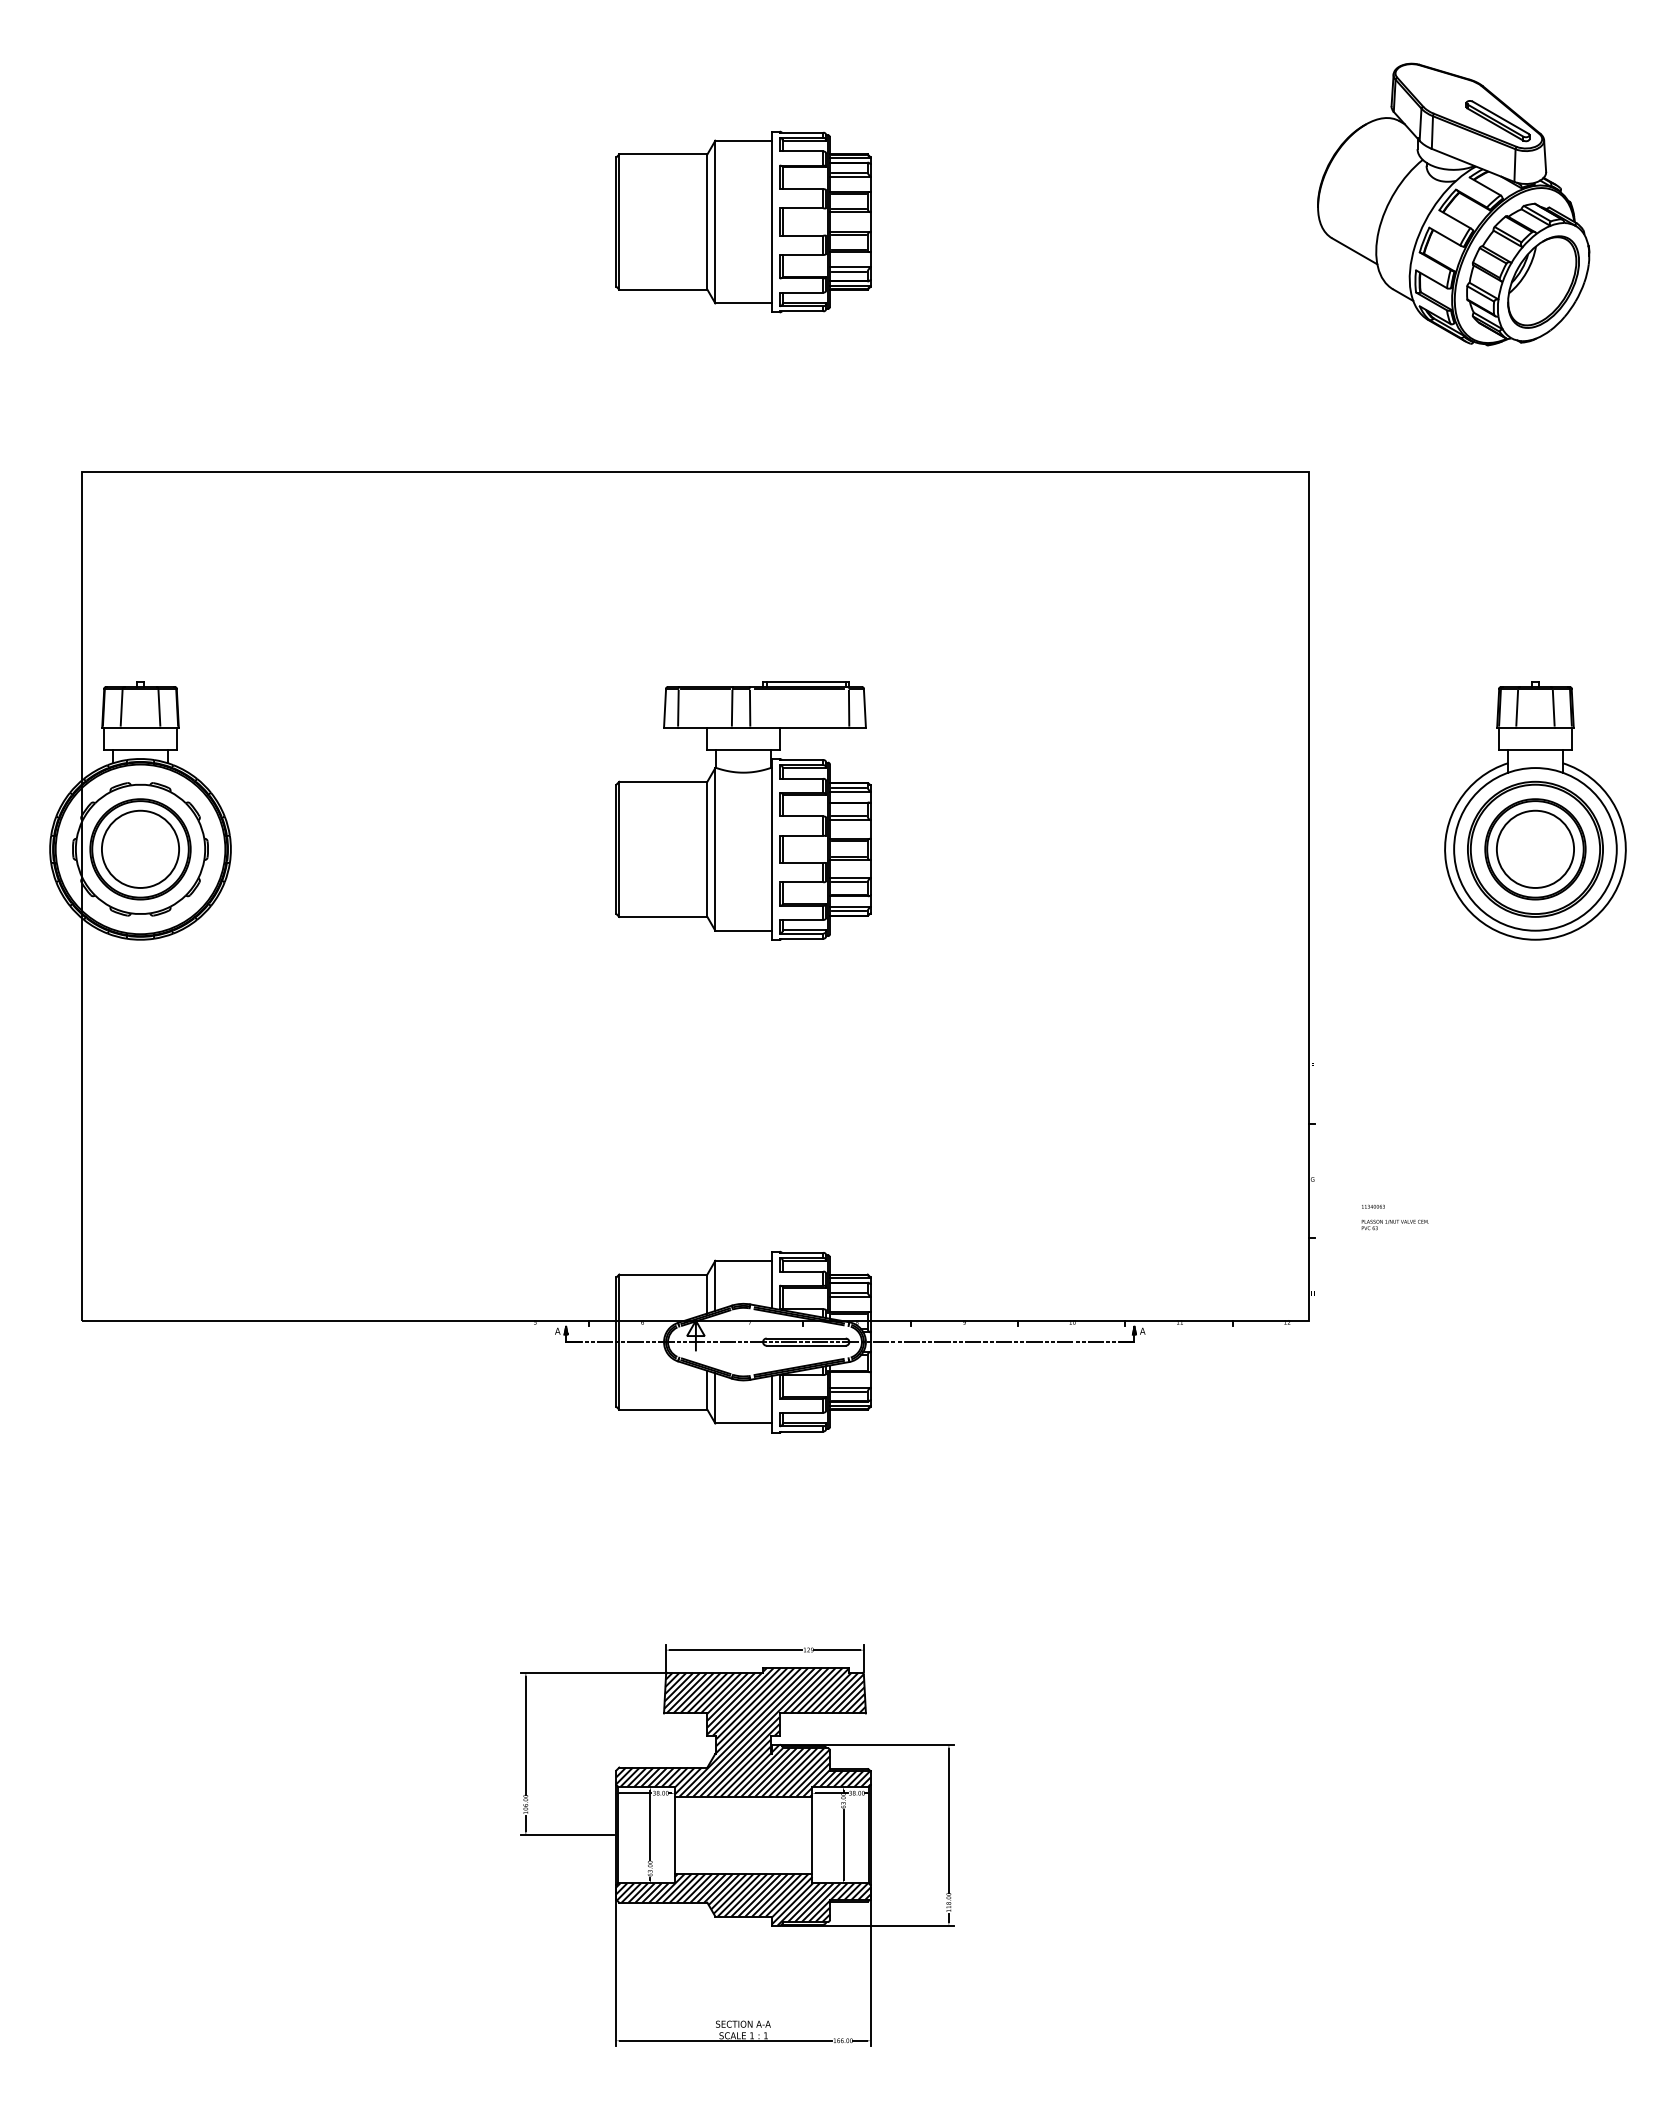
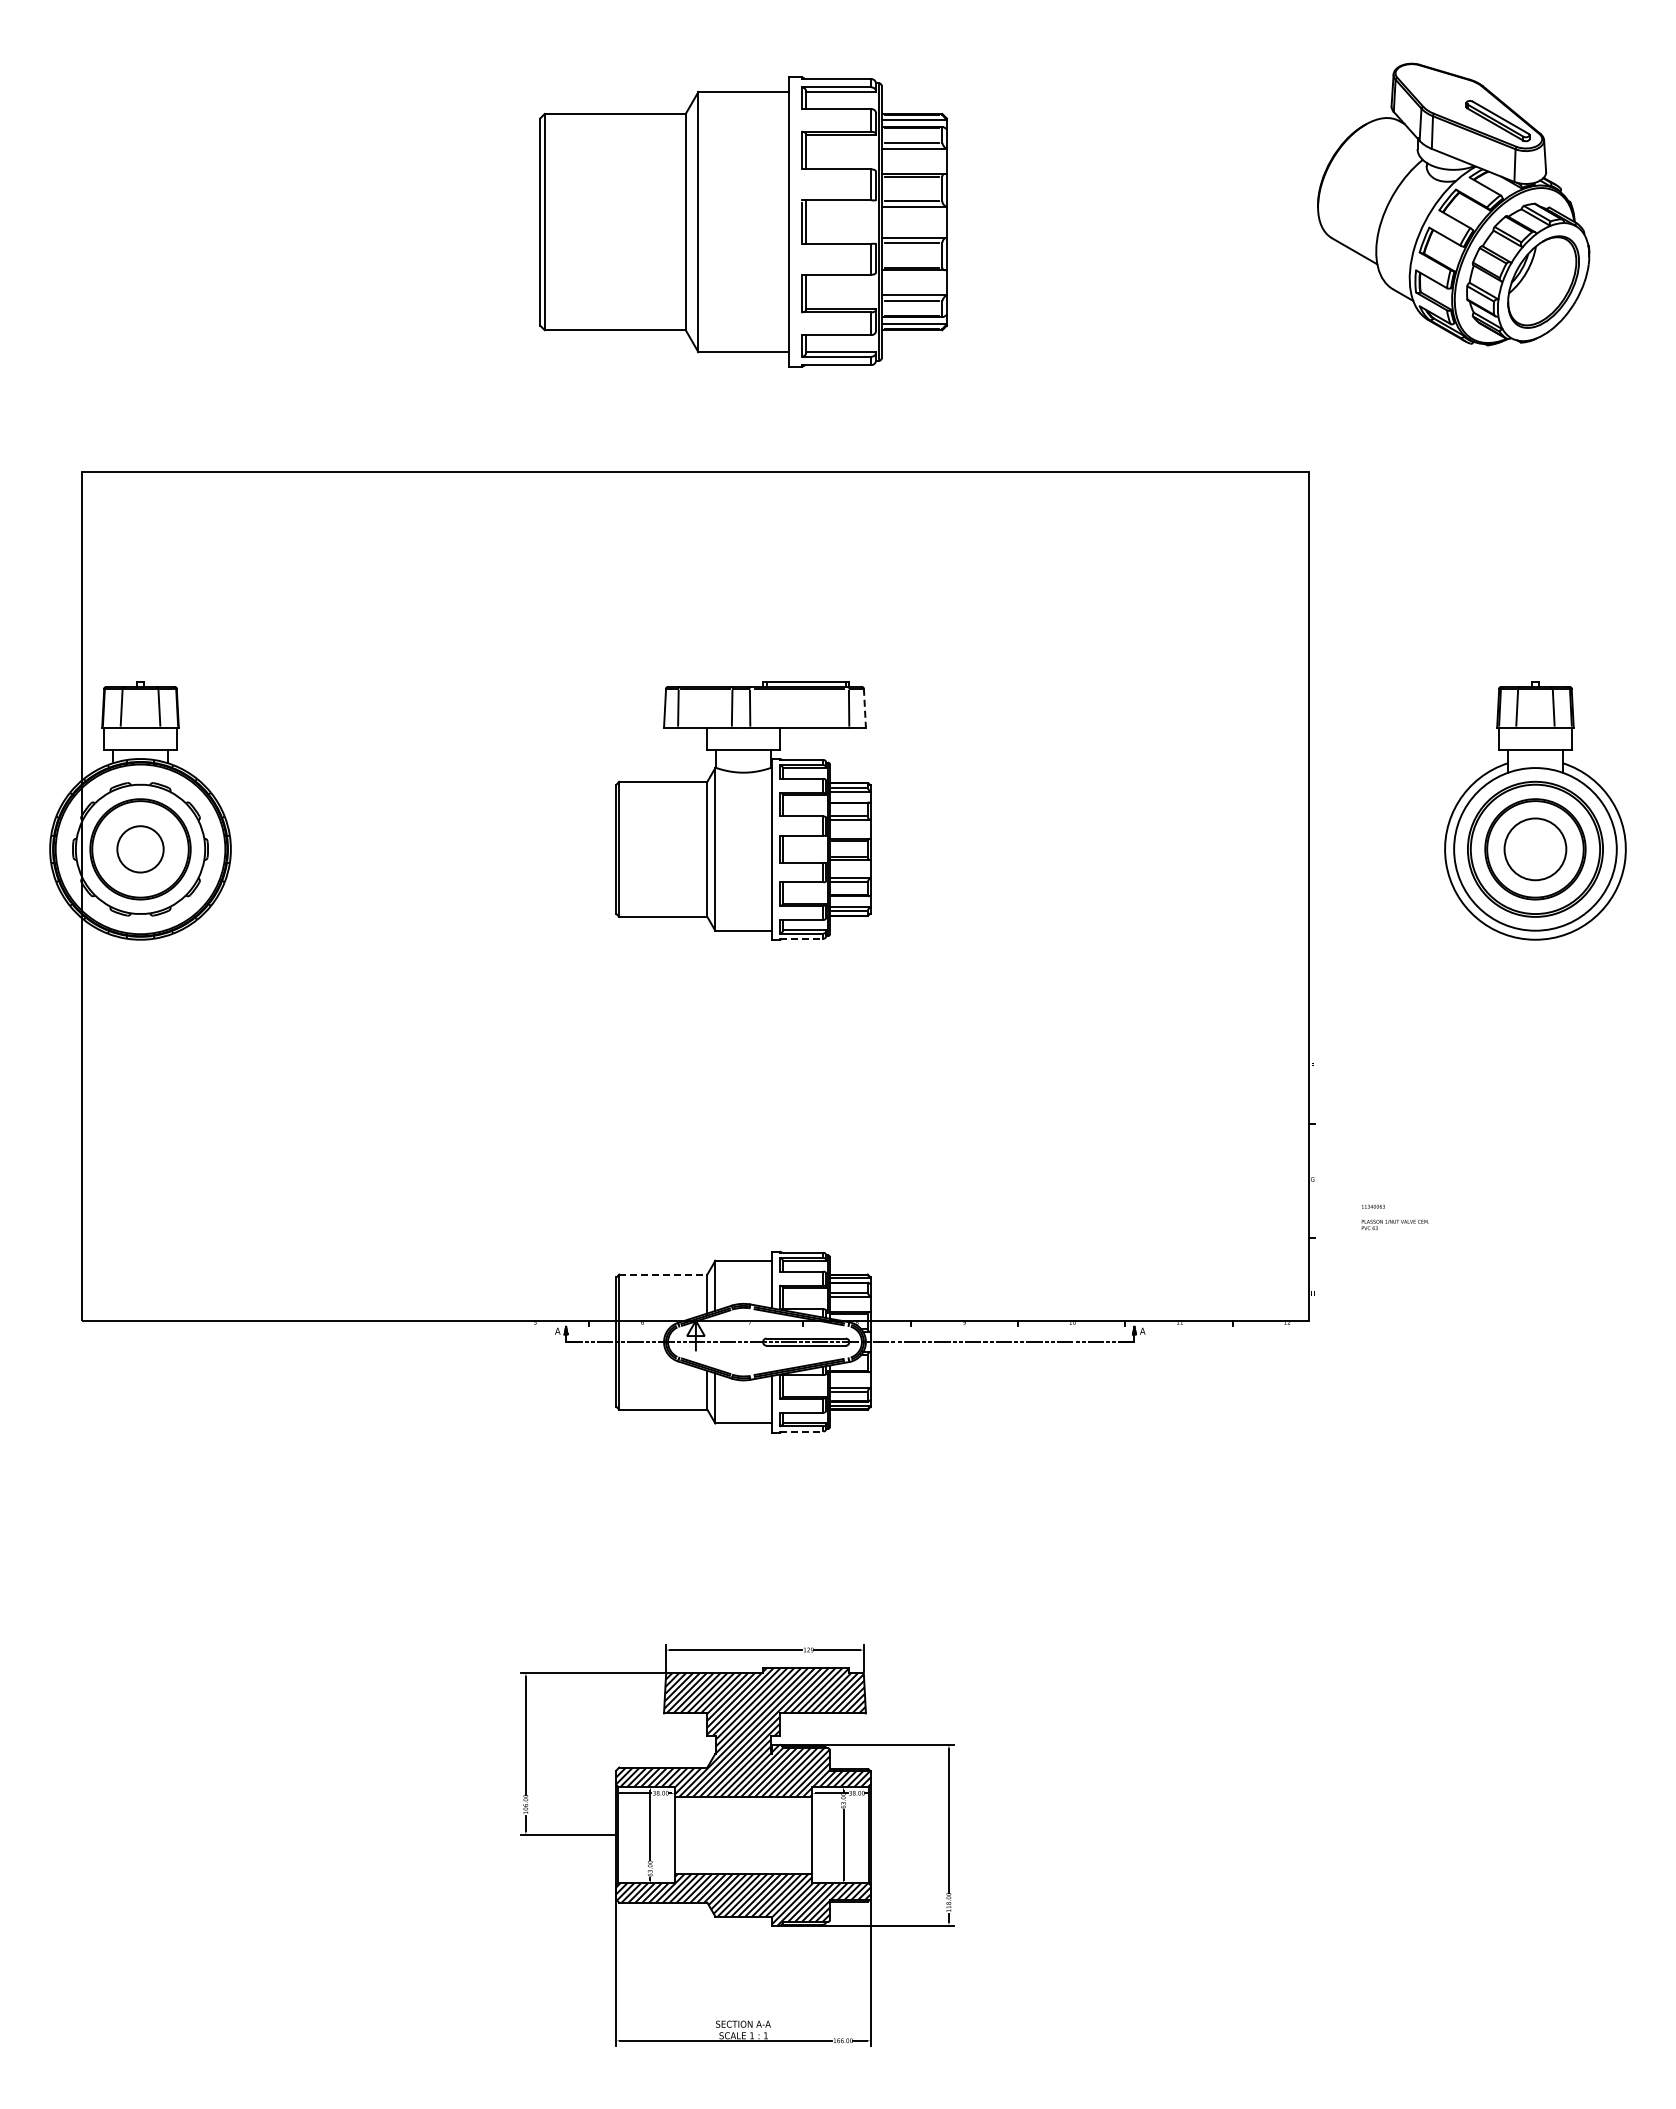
part size: 257x184 px -> 410x292 px (743, 221)
line: solid -> dashed (864, 708)
circle diameter: 77 px -> 46 px (140, 849)
circle diameter: 77 px -> 62 px (1535, 849)
line: solid -> dashed (801, 938)
line: solid -> dashed (663, 1274)
line: solid -> dashed (801, 1431)
